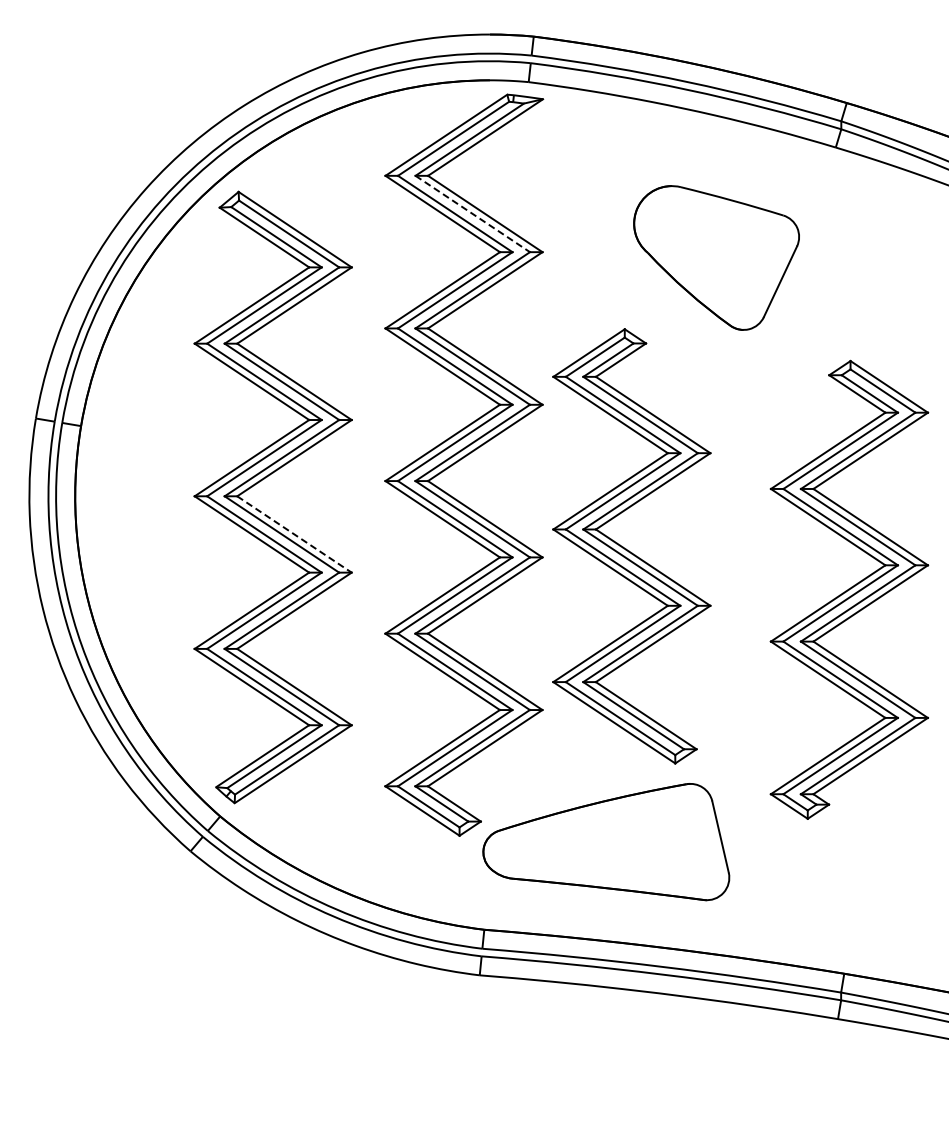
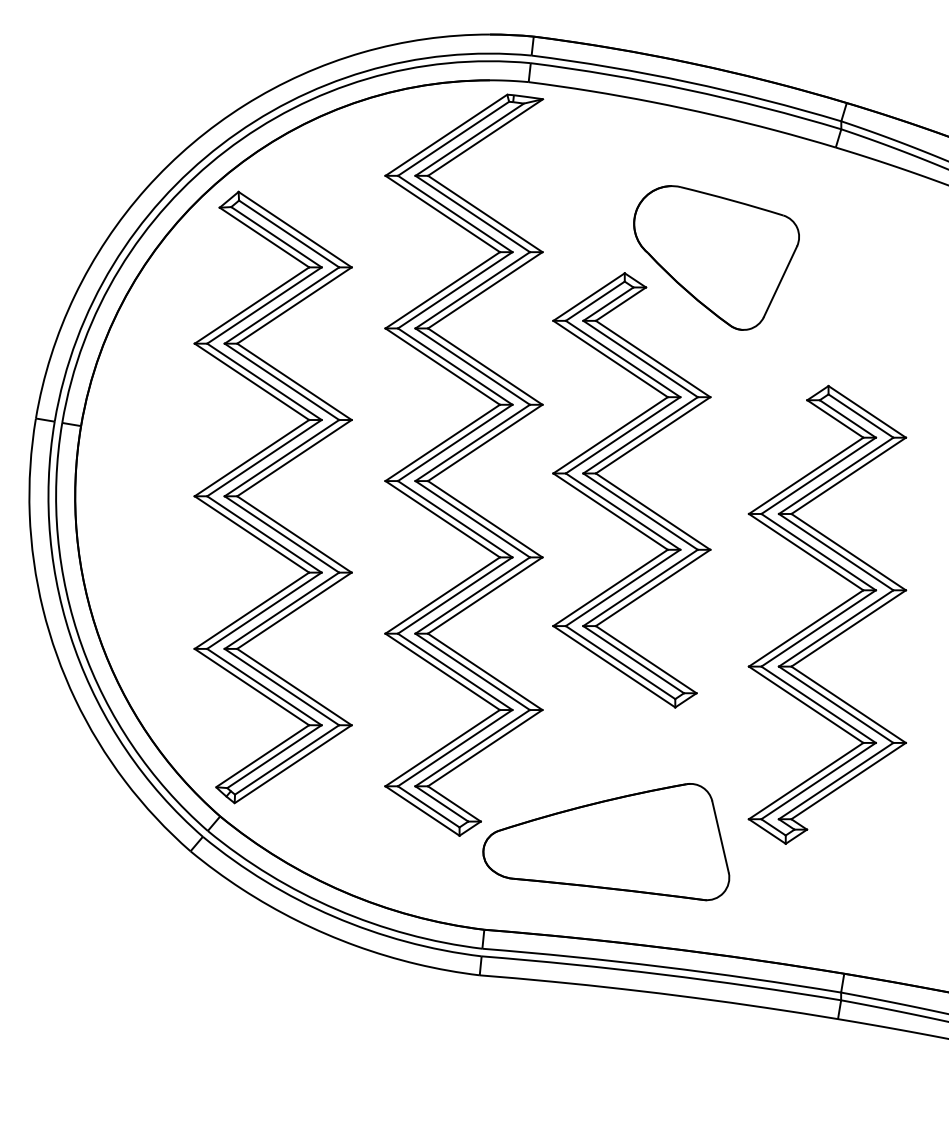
line: dashed -> solid (472, 214)
line: dashed -> solid (294, 534)
part position: (631, 546) -> (631, 490) (631, 490)
part position: (849, 589) -> (827, 614) (827, 614)
